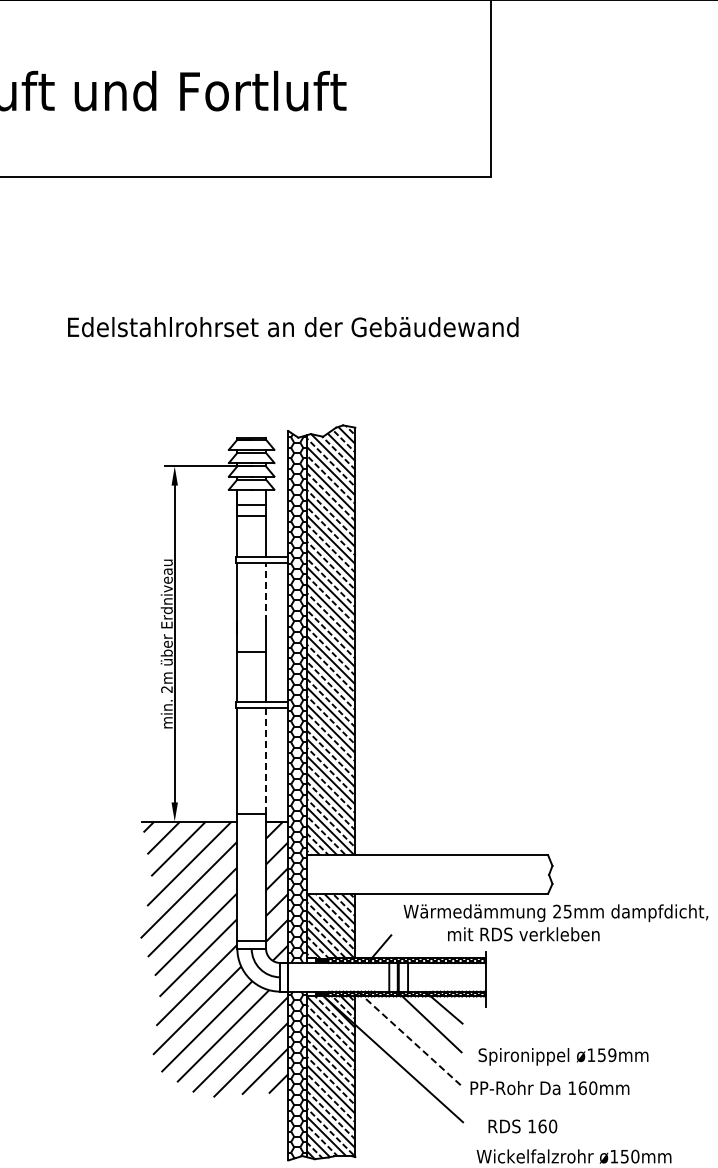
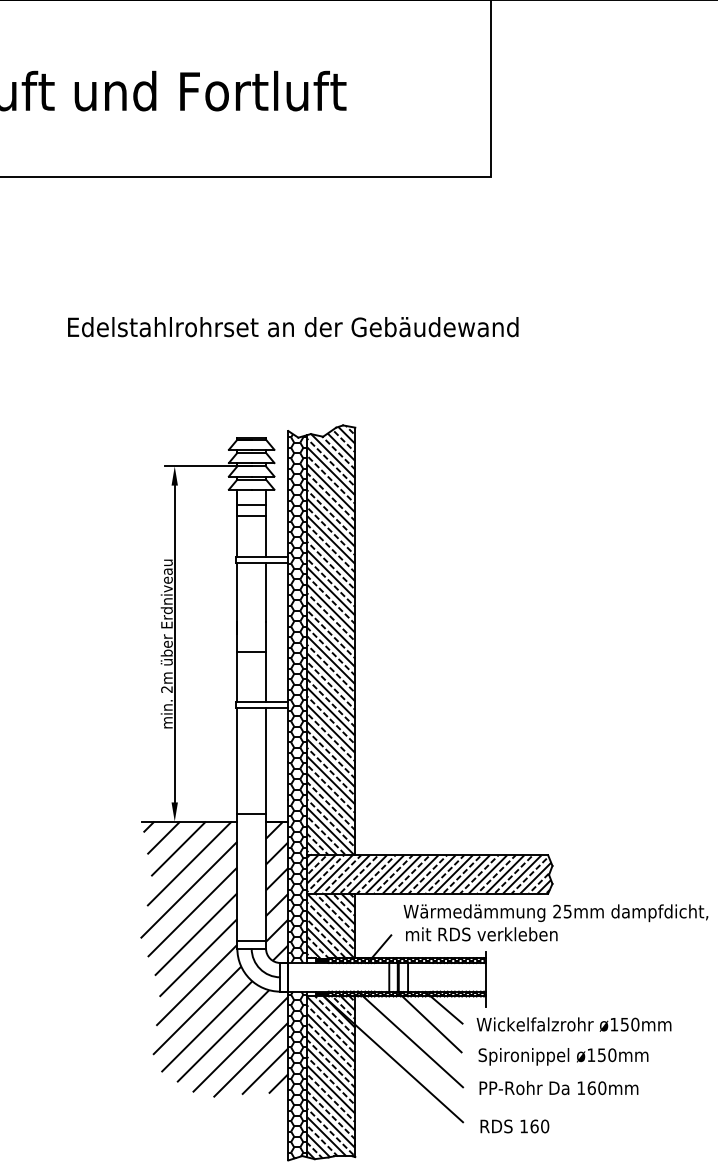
line: dashed -> solid (266, 592)
line: dashed -> solid (266, 760)
hatch: none -> present (429, 874)
text position: (523, 934) -> (481, 934) (481, 934)
line: dashed -> solid (410, 1039)
text: ø159mm -> ø150mm (612, 1055)
text position: (549, 1088) -> (558, 1088) (558, 1088)
text position: (522, 1126) -> (514, 1126) (514, 1126)
text position: (573, 1156) -> (573, 1024) (573, 1024)
